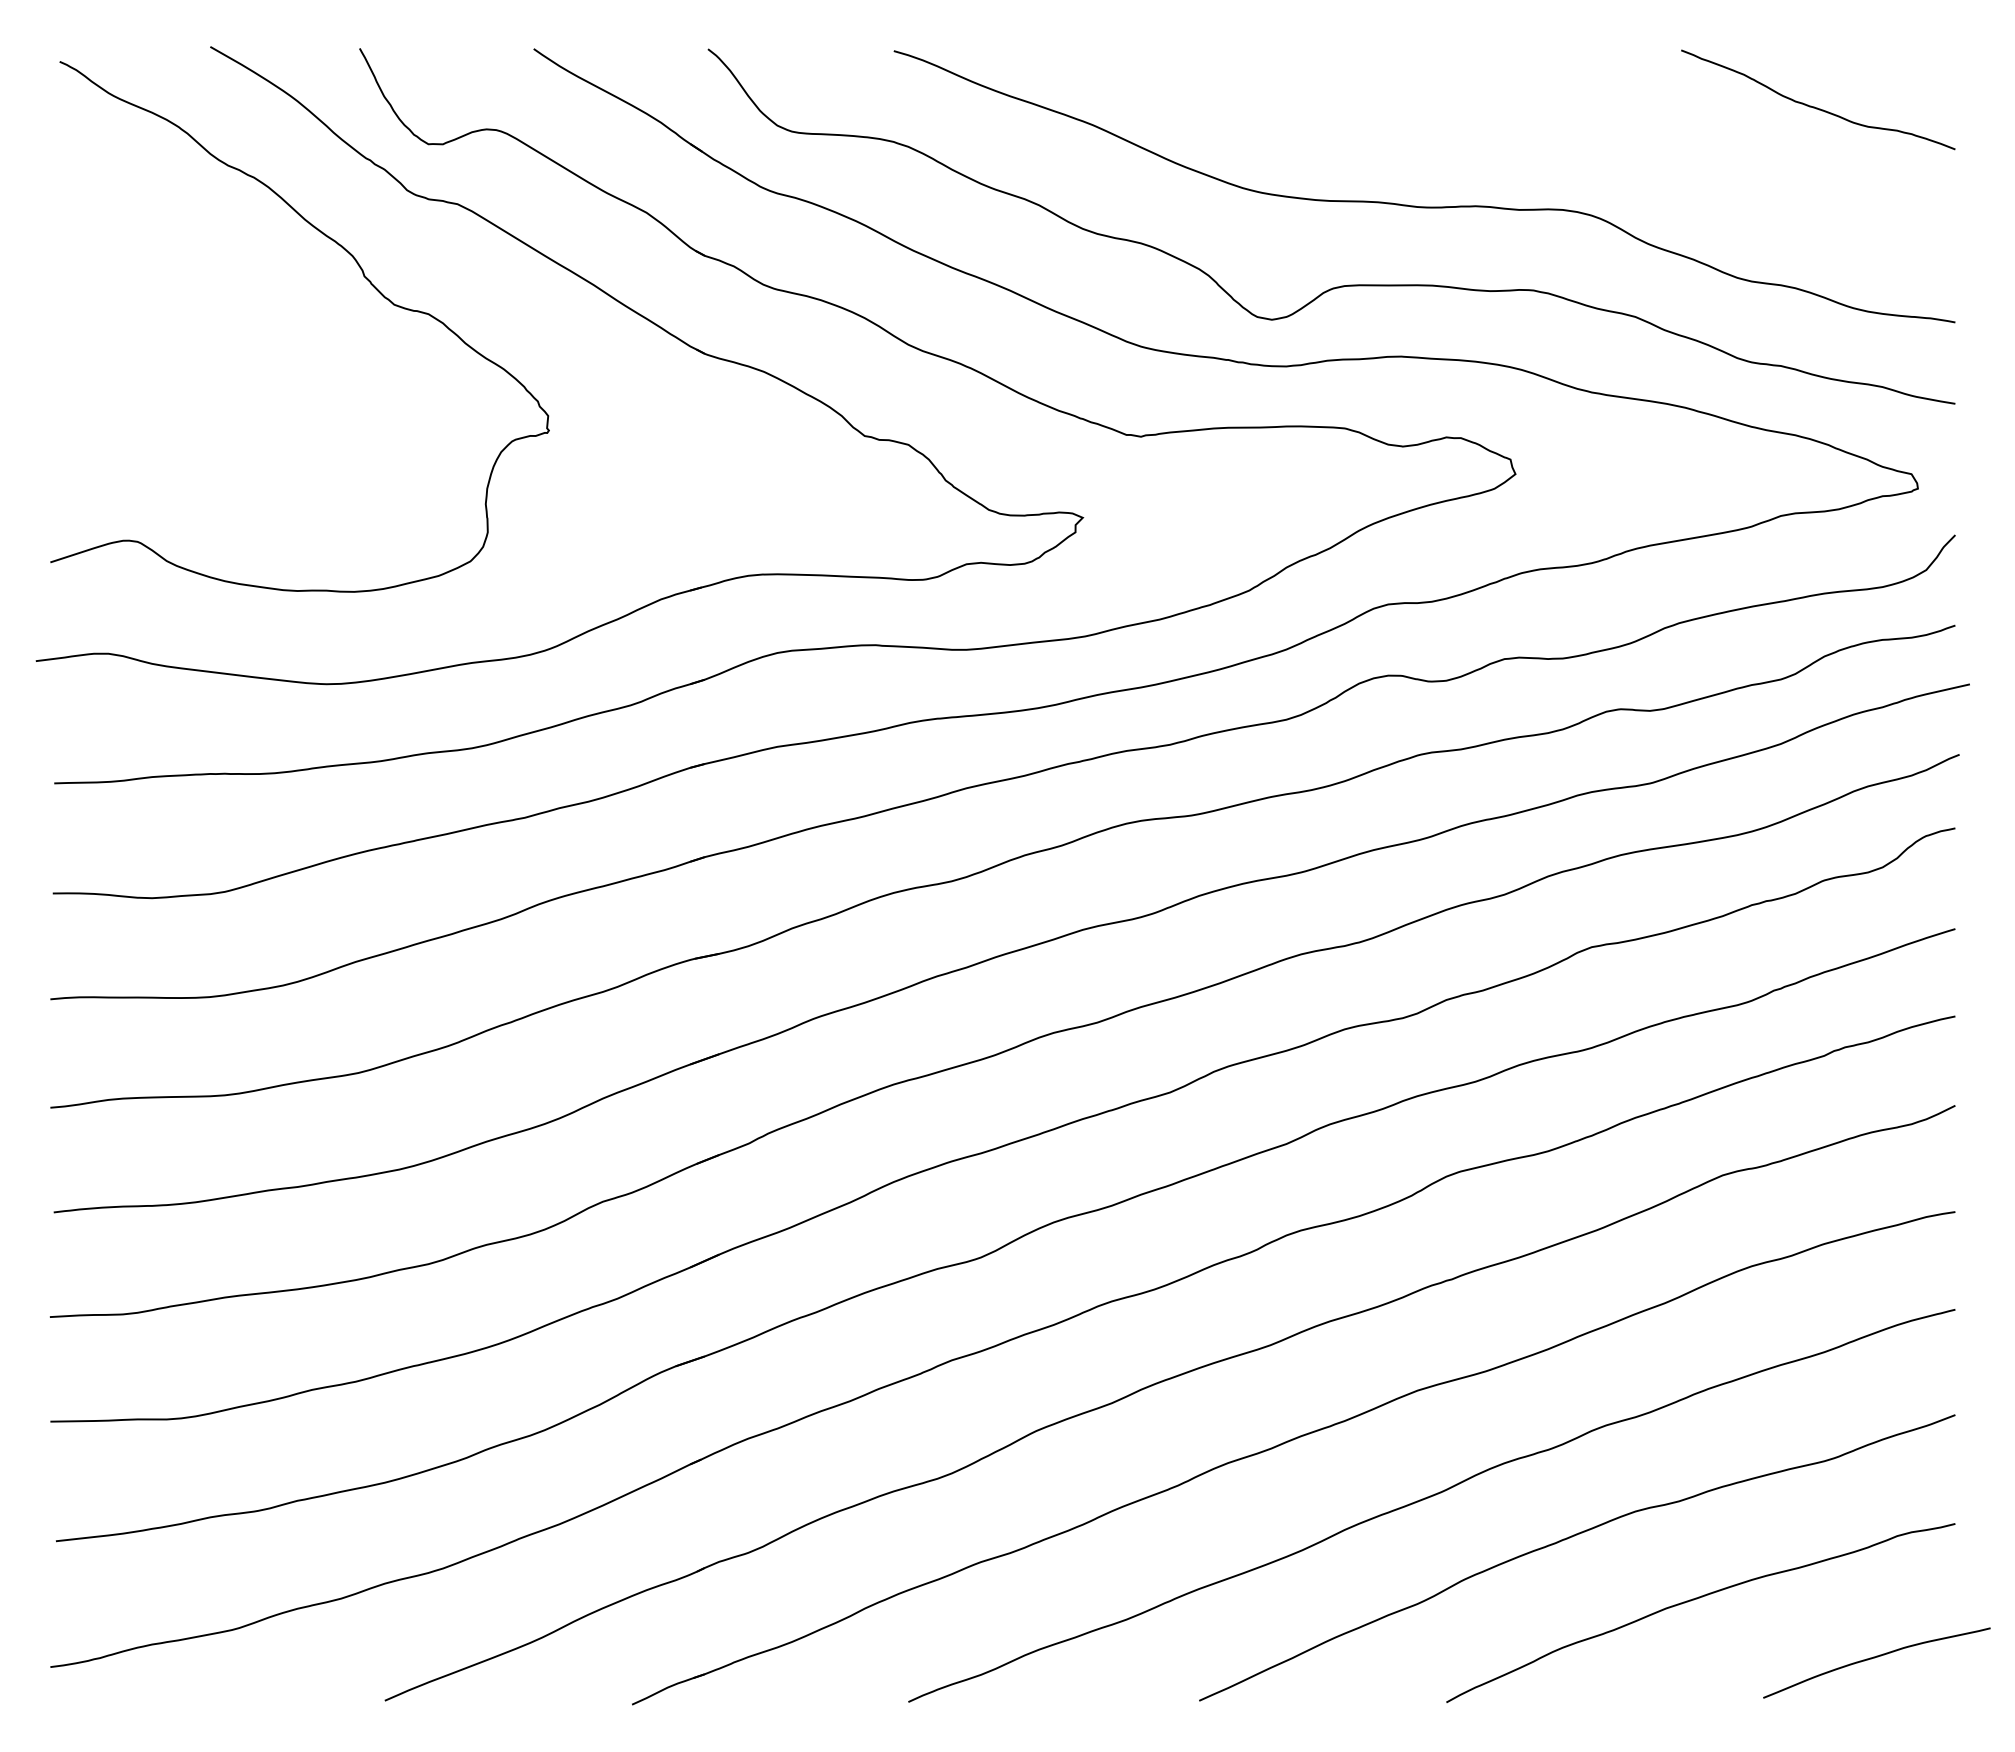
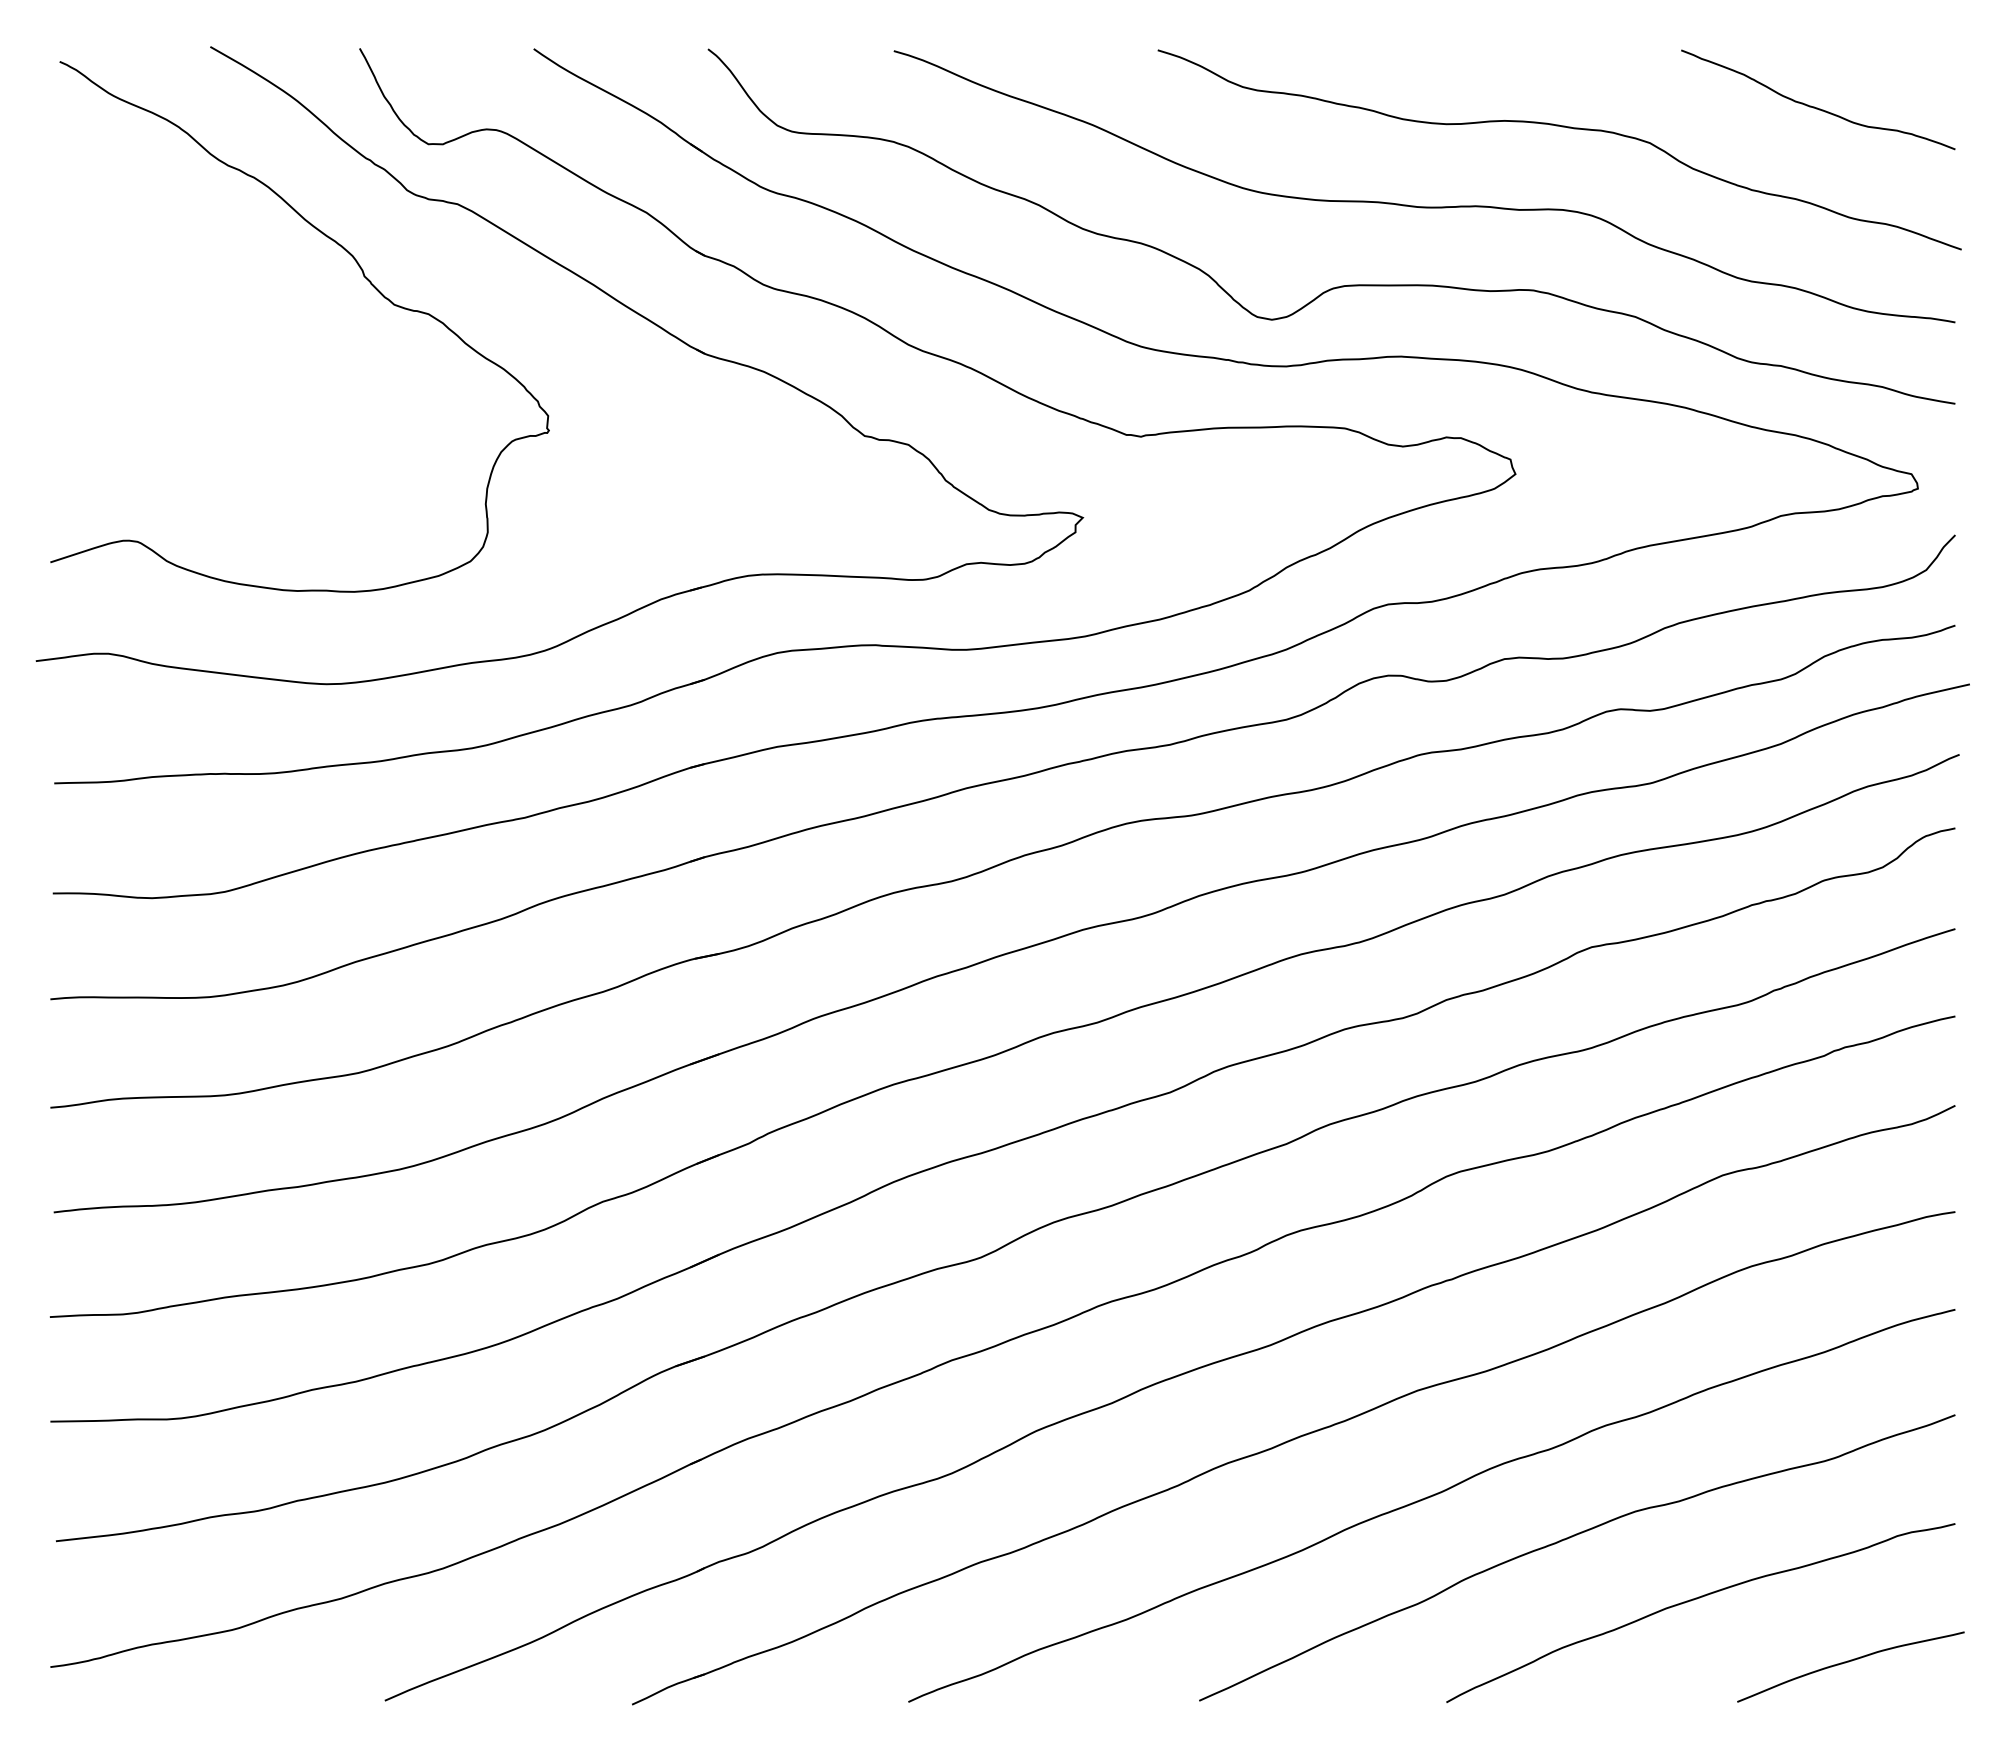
curve: none -> present (1562, 127)
curve position: (1875, 1658) -> (1849, 1662) (1849, 1662)
